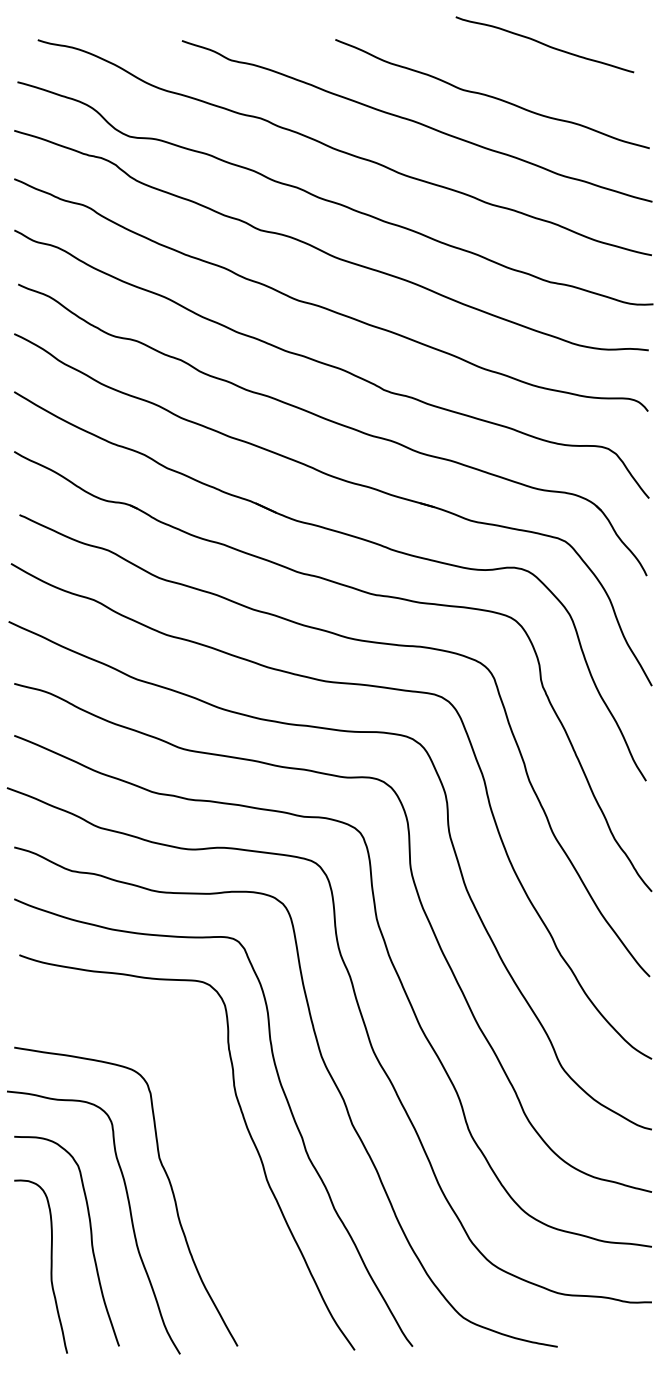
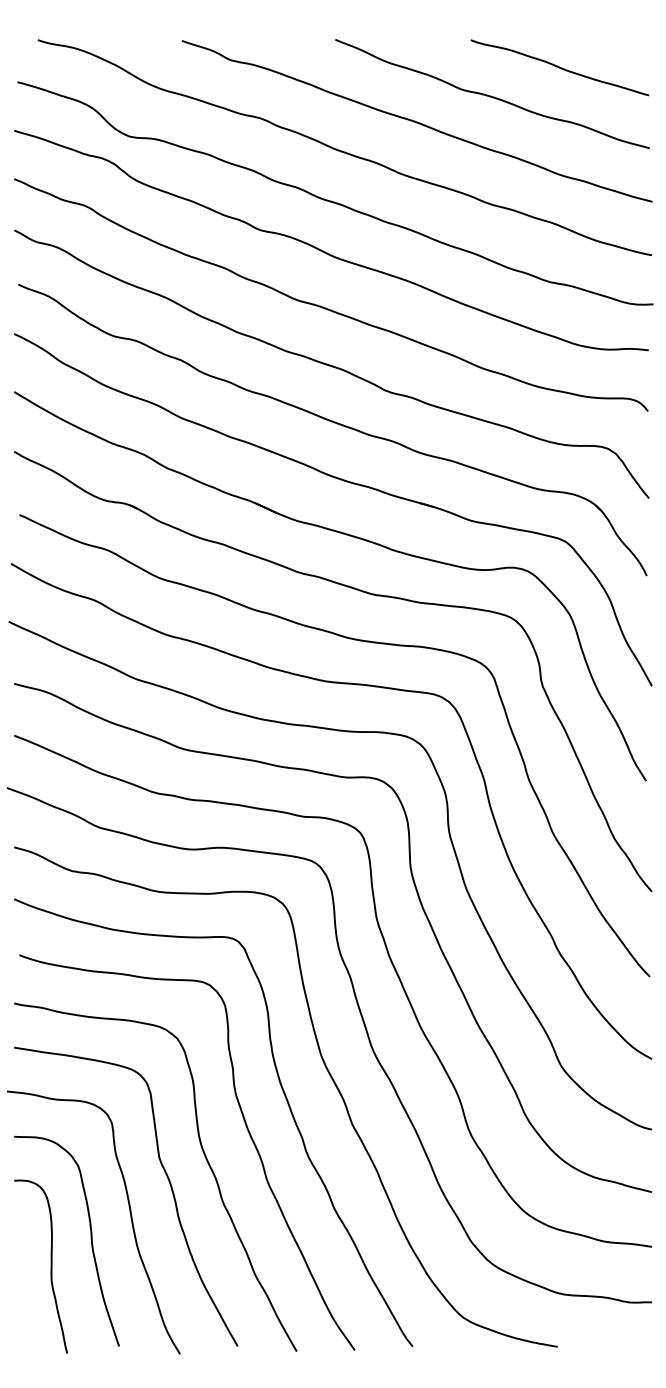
curve position: (544, 44) -> (559, 67) (559, 67)
curve: none -> present (203, 1154)
